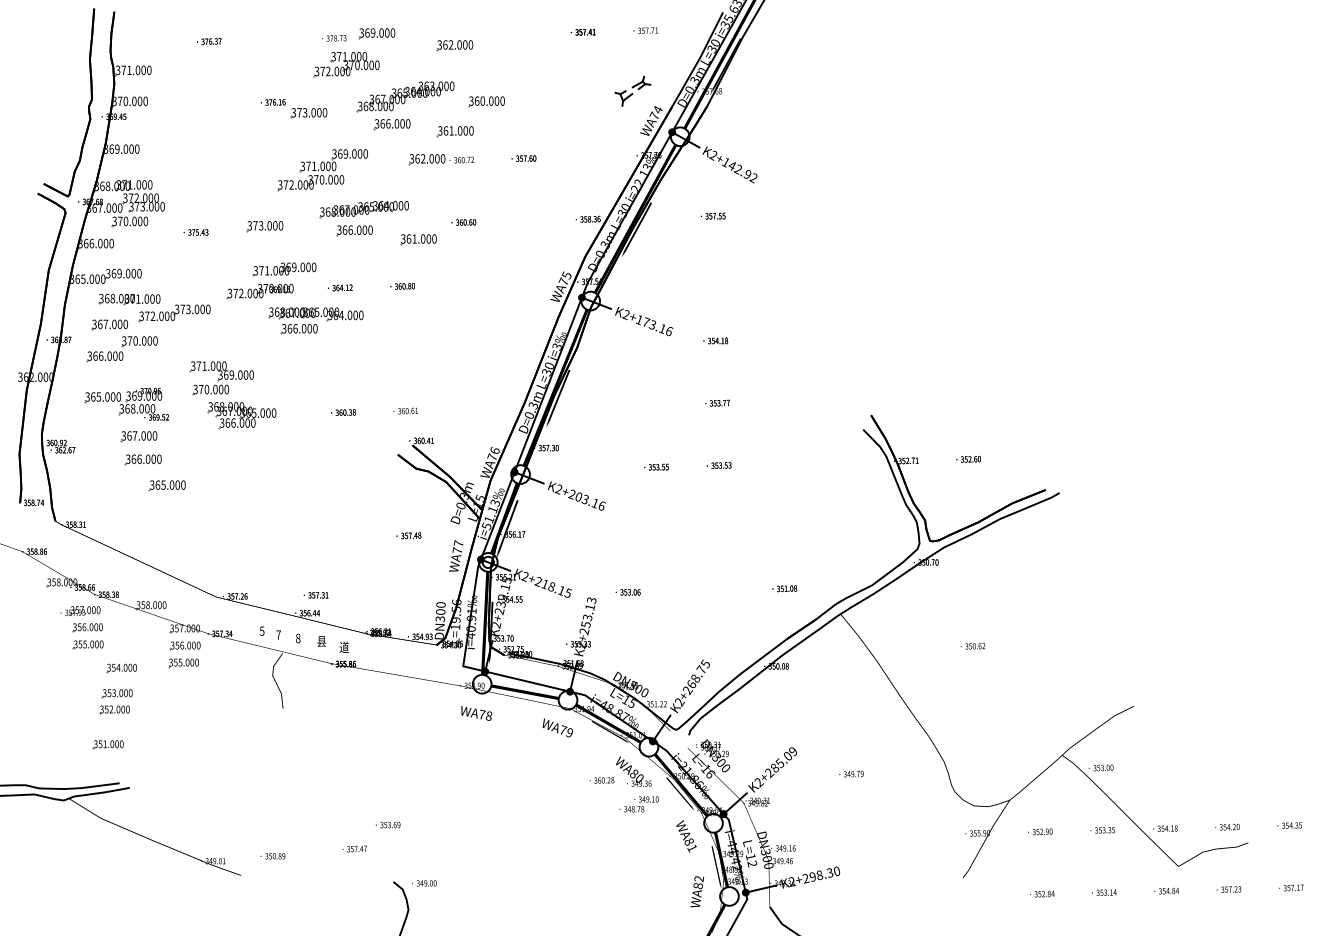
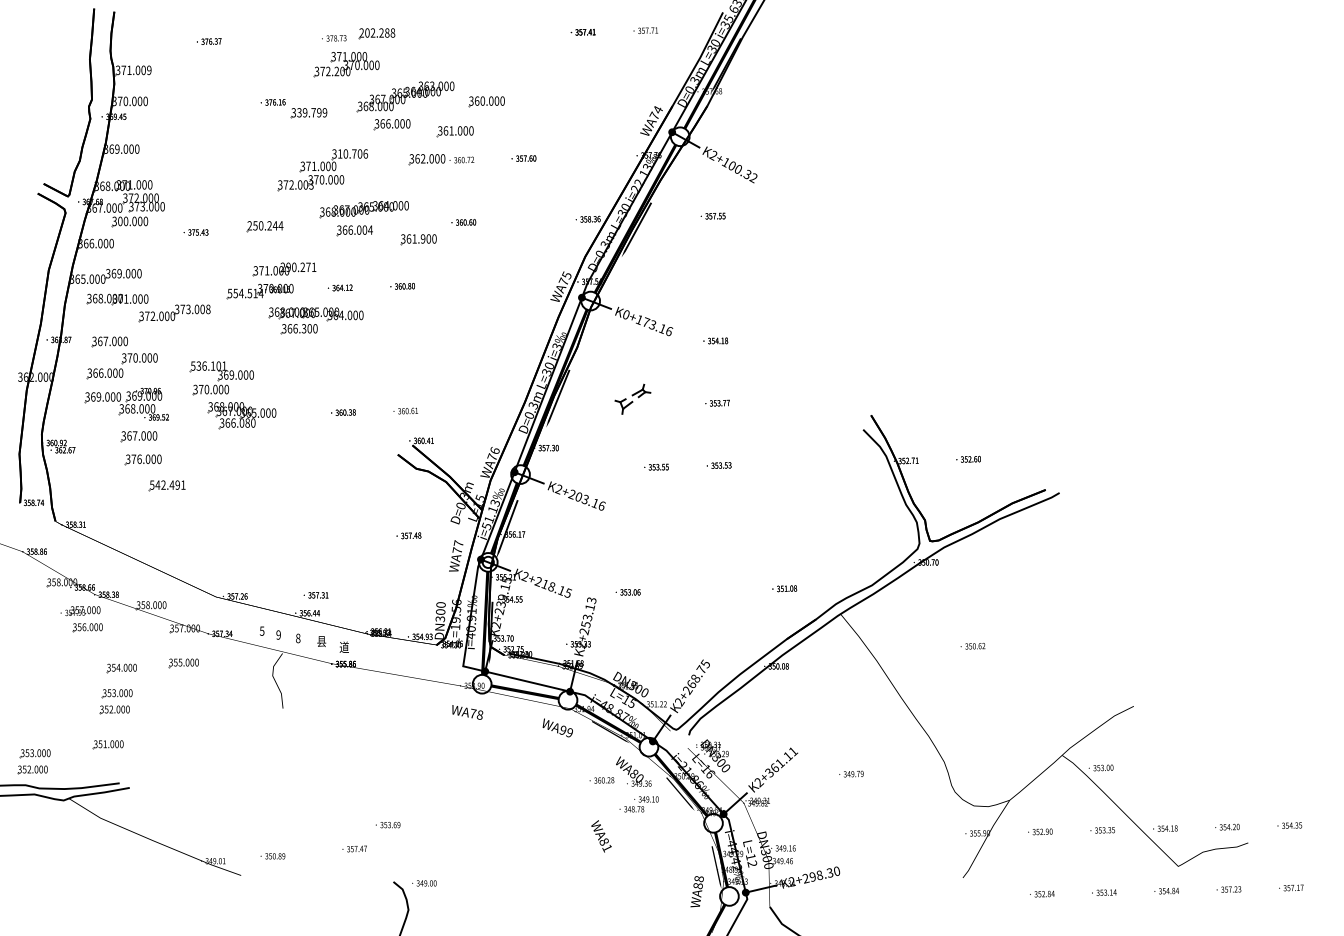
text: 369.000 -> 202.288 (377, 32)
part: present -> none (454, 45)
text: 371.000 -> 371.009 (149, 70)
text: 372.000 -> 372.200 (336, 71)
part position: (632, 90) -> (632, 398) (632, 398)
text: 373.000 -> 339.799 (312, 112)
text: 369.000 -> 310.706 (353, 153)
text: K2+142.92 -> K2+100.32 (739, 170)
text: 372.000 -> 372.003 (311, 184)
text: 370.000 -> 300.000 (120, 221)
text: 373.000 -> 250.244 (265, 225)
text: 366.000 -> 366.004 (370, 229)
text: 361.000 -> 361.900 (422, 238)
text: 369.000 -> 290.271 (298, 267)
text: 372.000 -> 554.514 (245, 293)
part position: (129, 299) -> (117, 299) (117, 299)
text: 373.000 -> 373.008 (208, 309)
text: K2+173.16 -> K0+173.16 (625, 314)
text: 366.000 -> 366.300 (303, 328)
part position: (121, 340) -> (121, 357) (121, 357)
text: 371.000 -> 536.101 (208, 365)
text: 365.000 -> 369.000 (98, 396)
text: 366.000 -> 366.080 (247, 423)
text: 366.000 -> 376.000 (133, 458)
text: 365.000 -> 542.491 (167, 484)
text: 7 -> 9 (278, 634)
part: present -> none (87, 644)
part: present -> none (184, 645)
text position: (476, 713) -> (467, 712) (467, 712)
text: WA79 -> WA99 (563, 729)
part: none -> present (33, 761)
text: K2+285.09 -> K2+361.11 (781, 762)
text position: (686, 836) -> (601, 836) (601, 836)
text: WA82 -> WA88 (699, 879)
